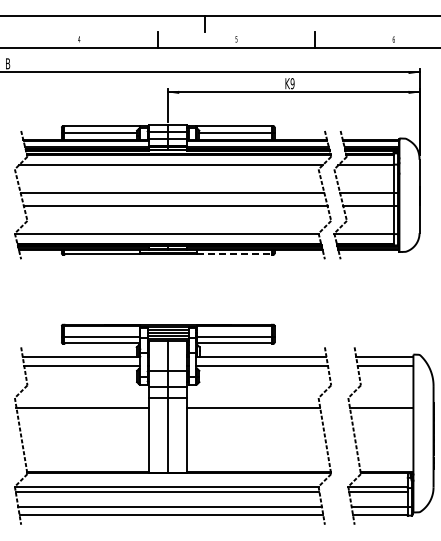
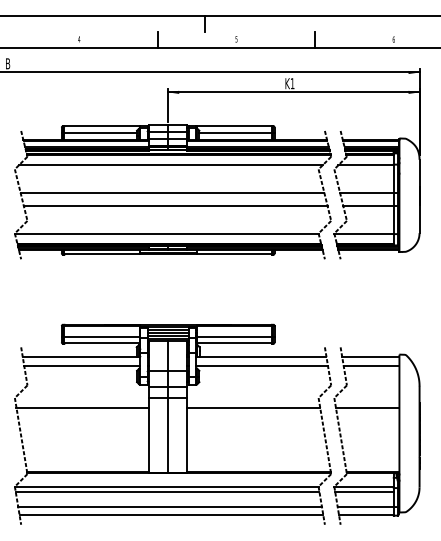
text: K9 -> K1 (292, 83)
line: dashed -> solid (234, 254)
part position: (412, 435) -> (398, 435) (398, 435)
